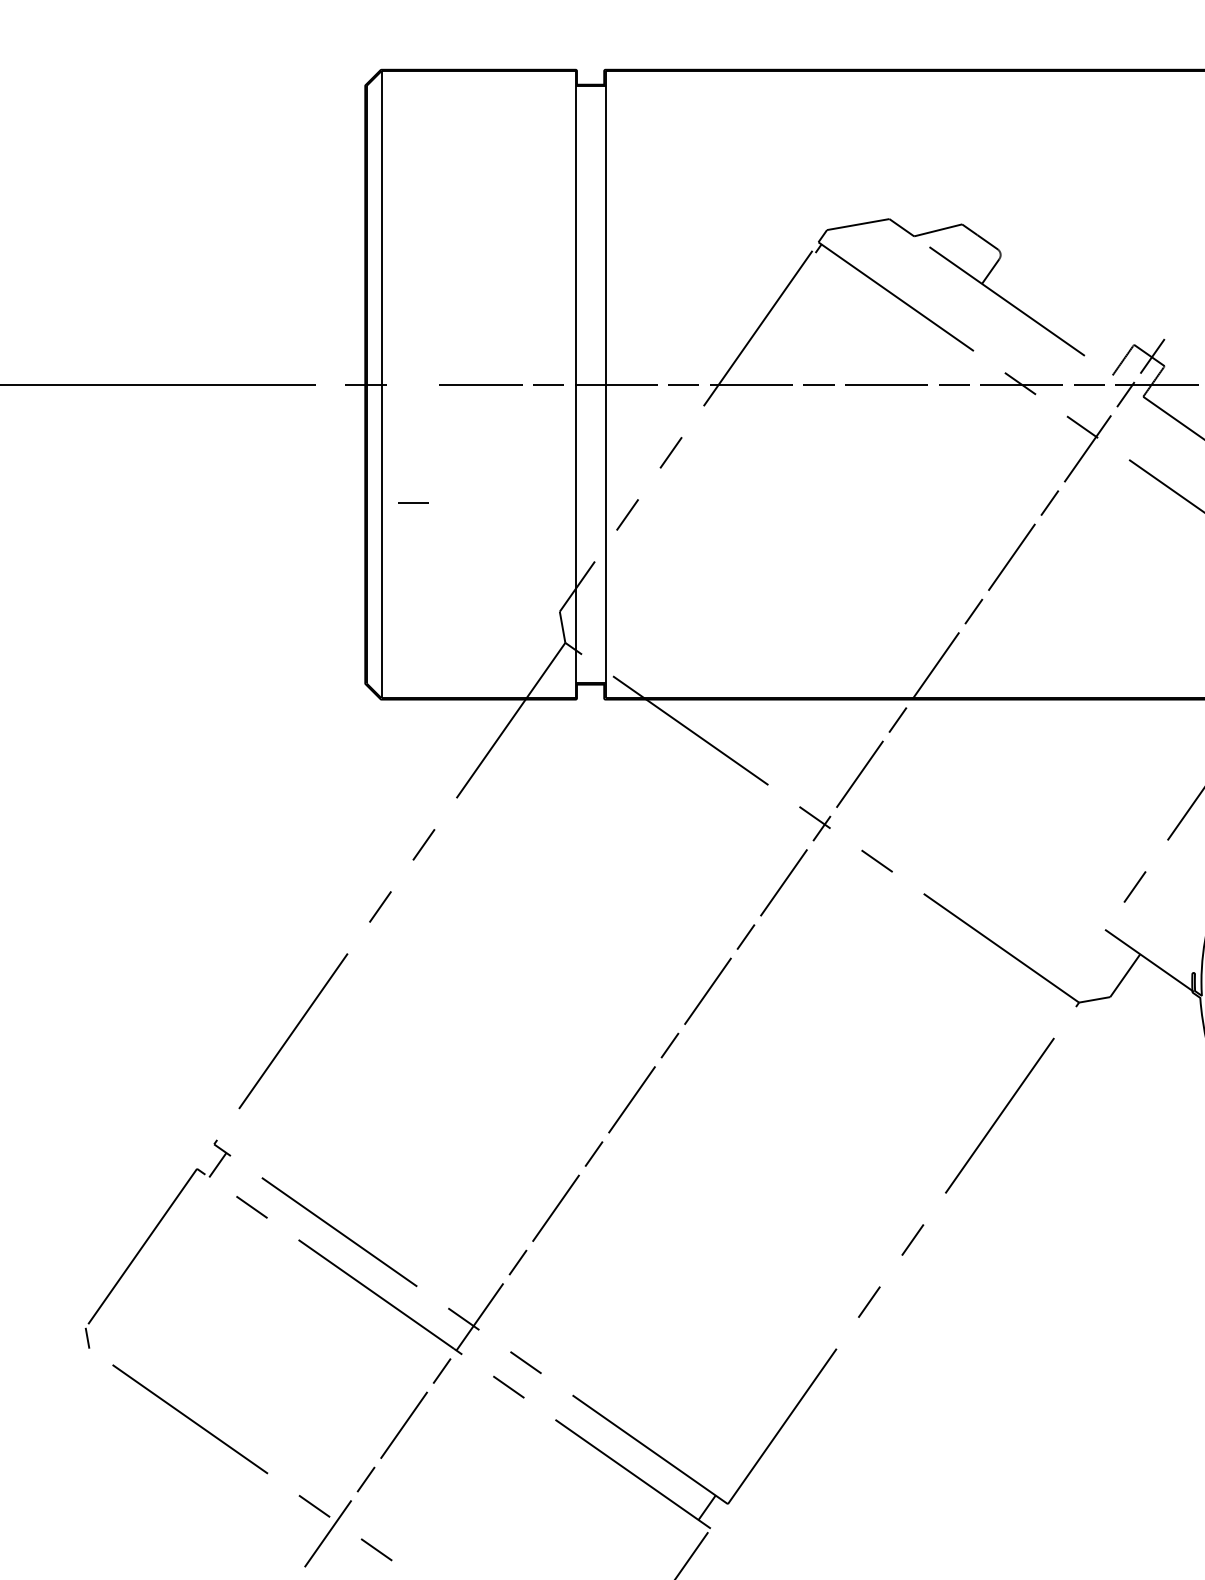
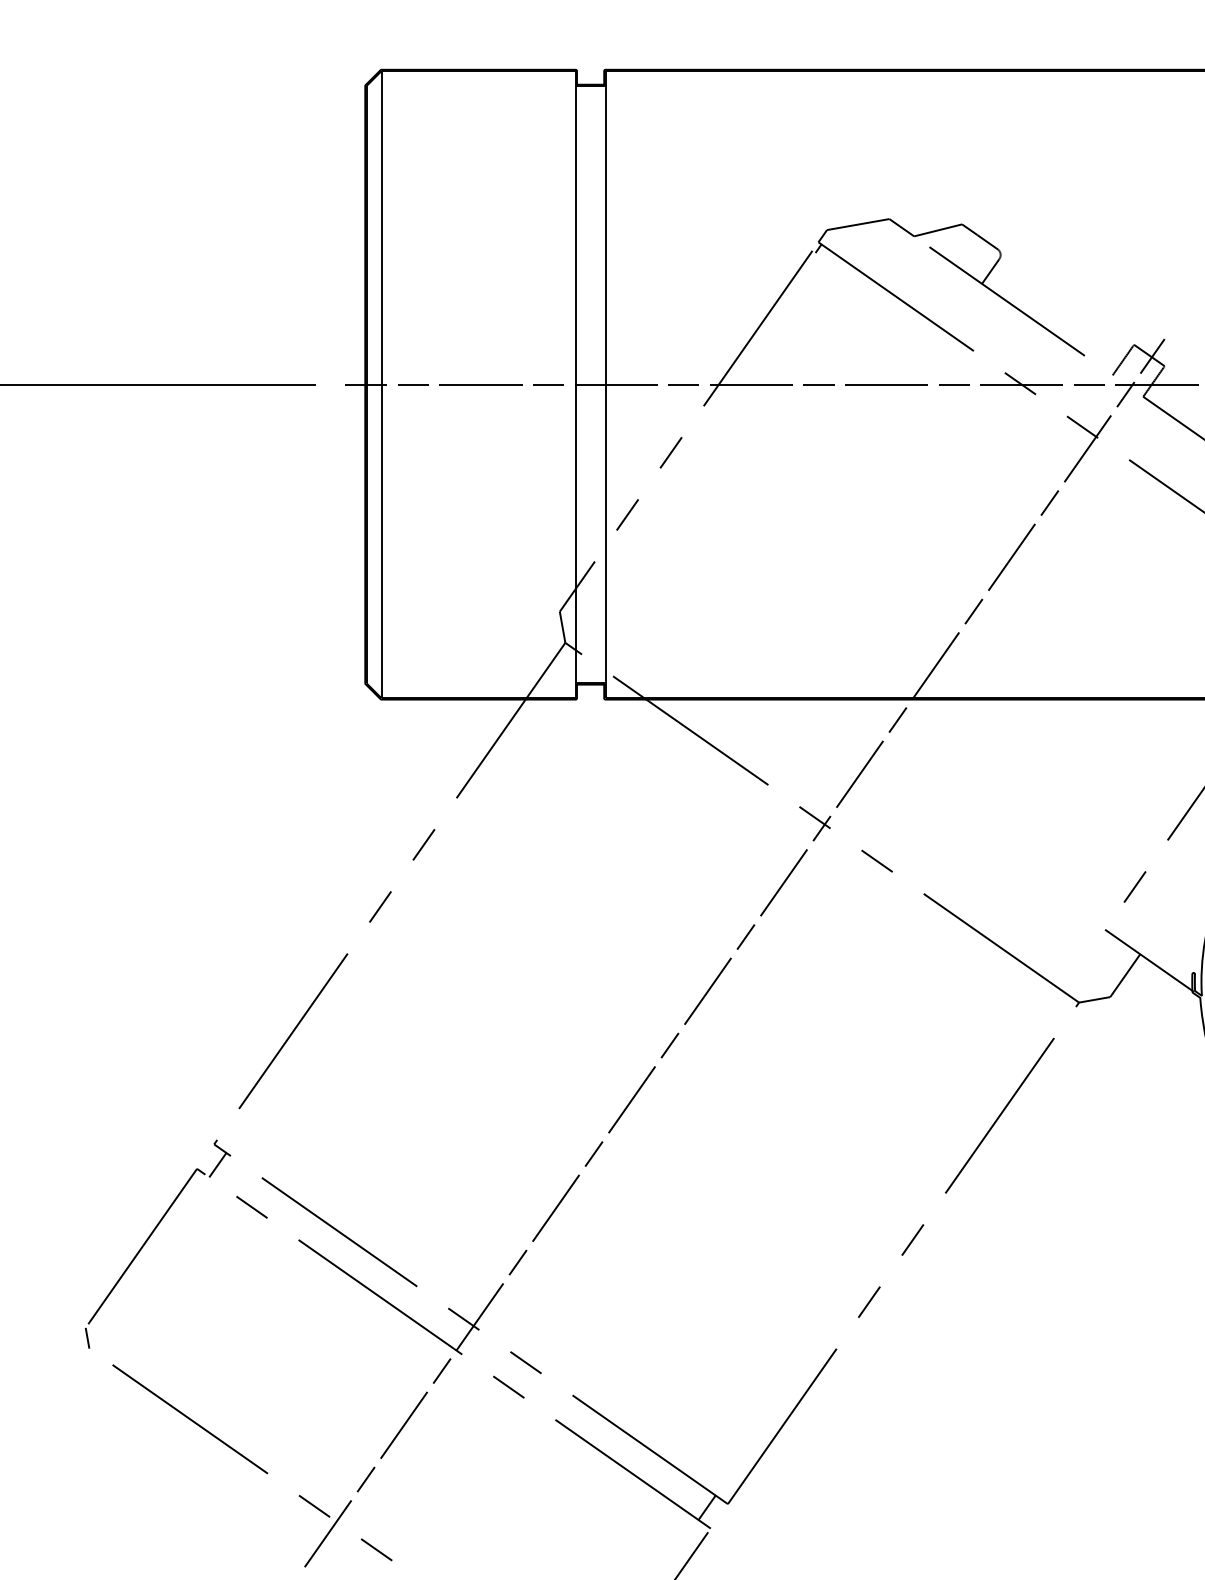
line position: (413, 502) -> (413, 384) (413, 384)
